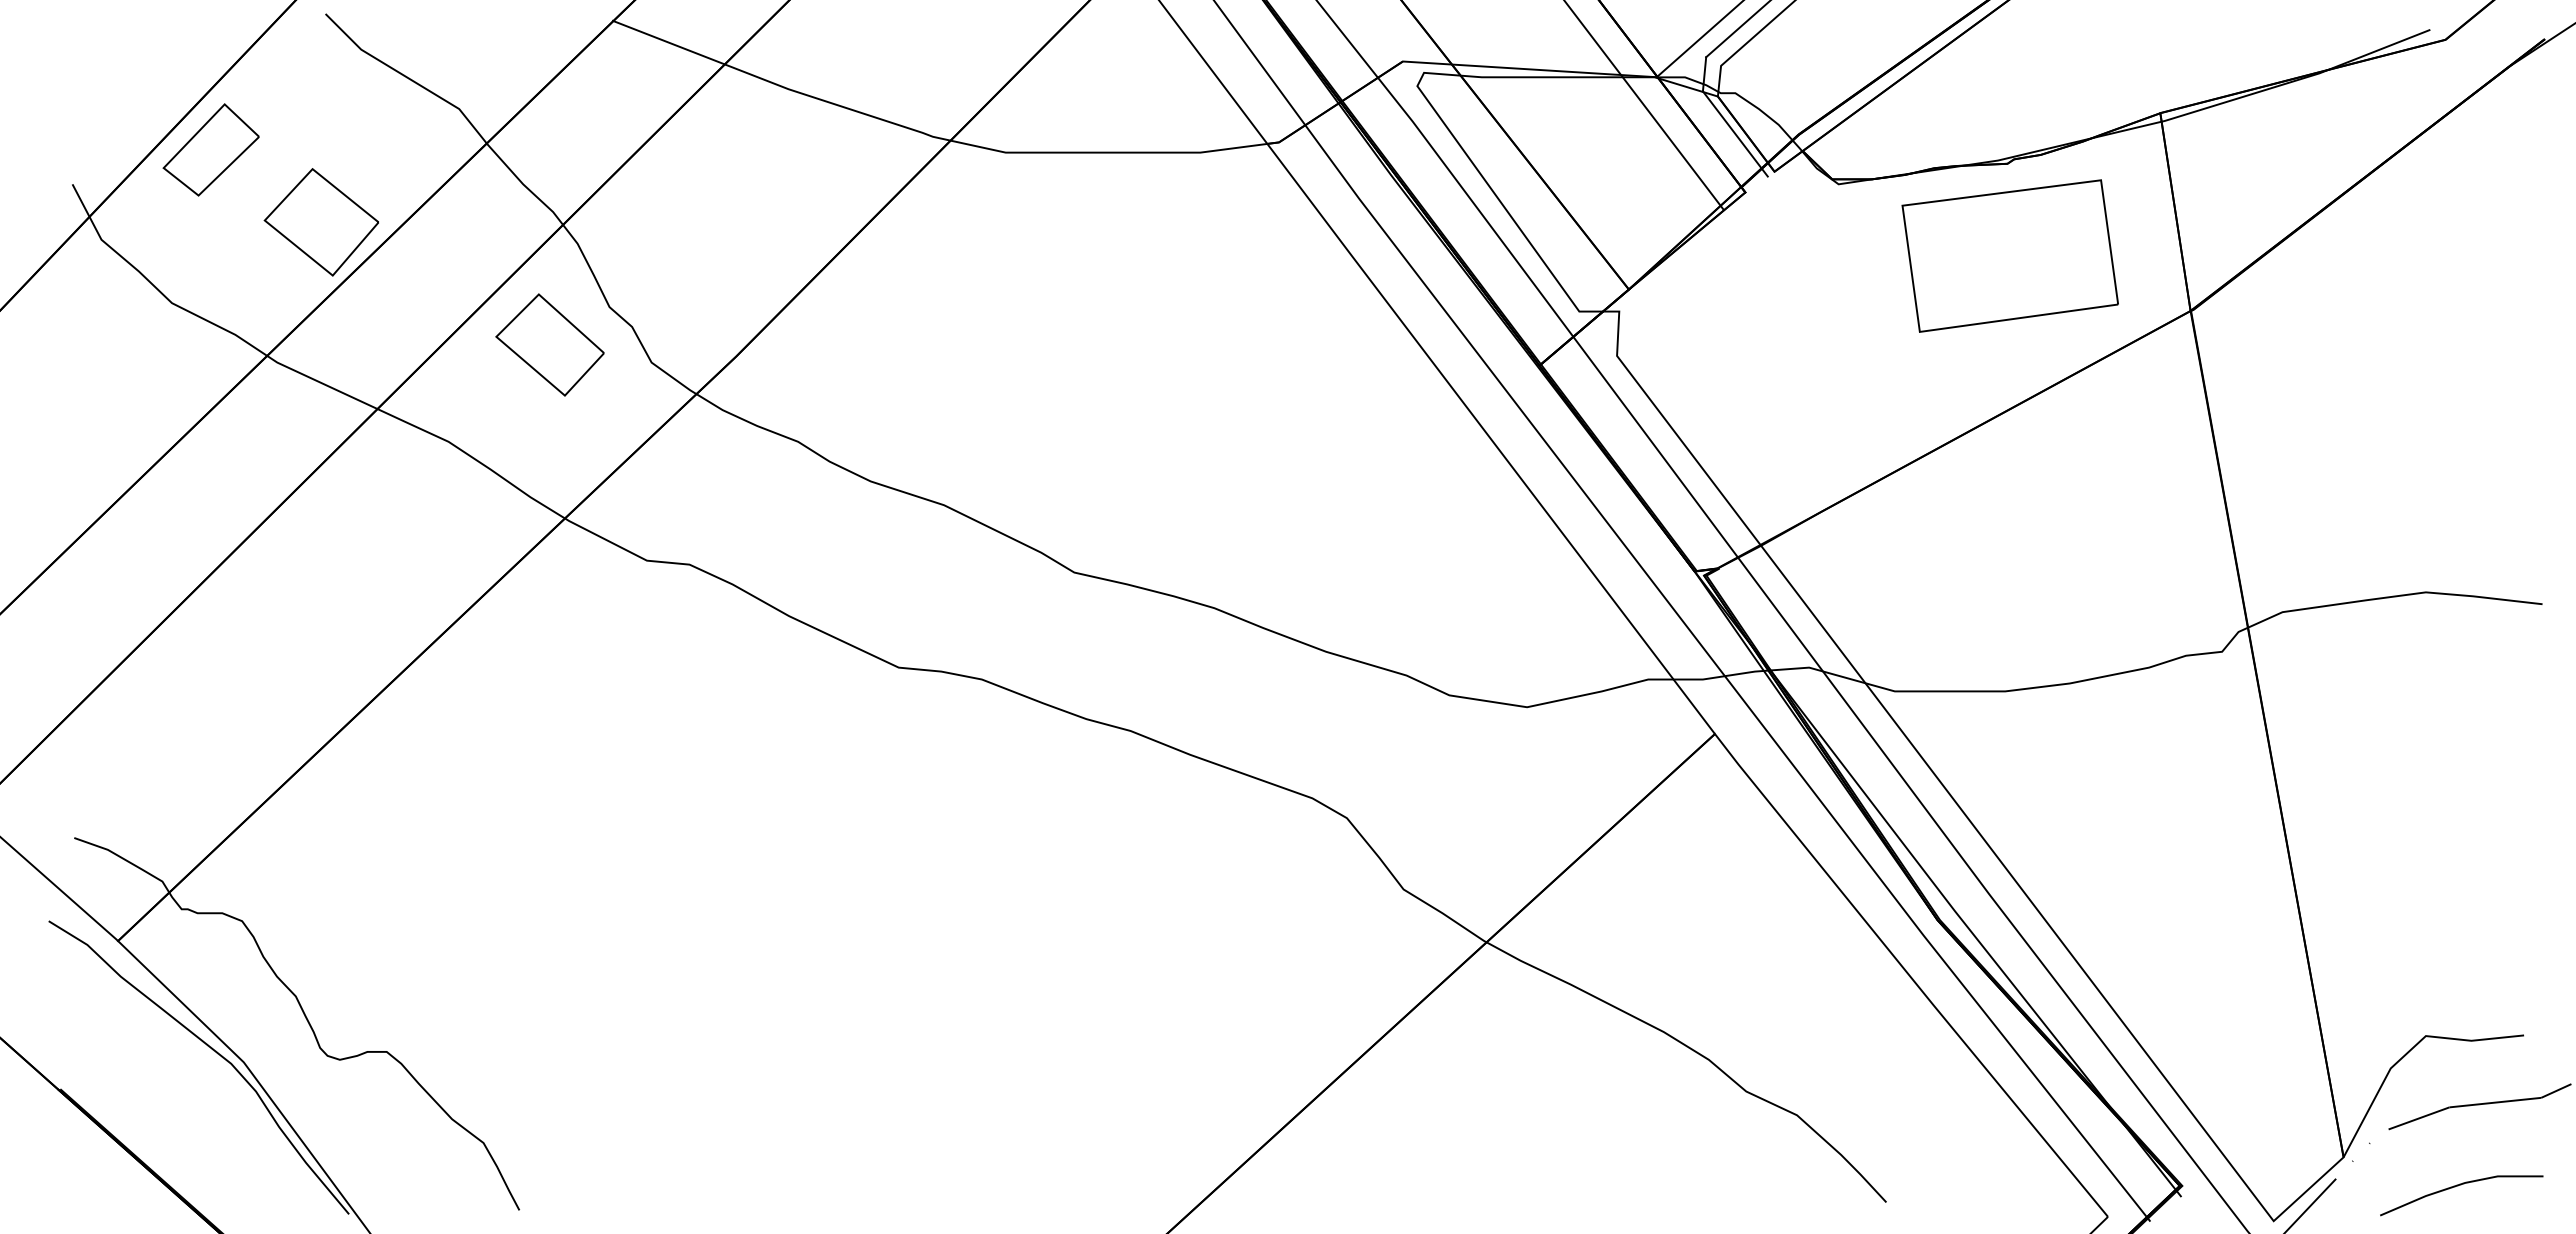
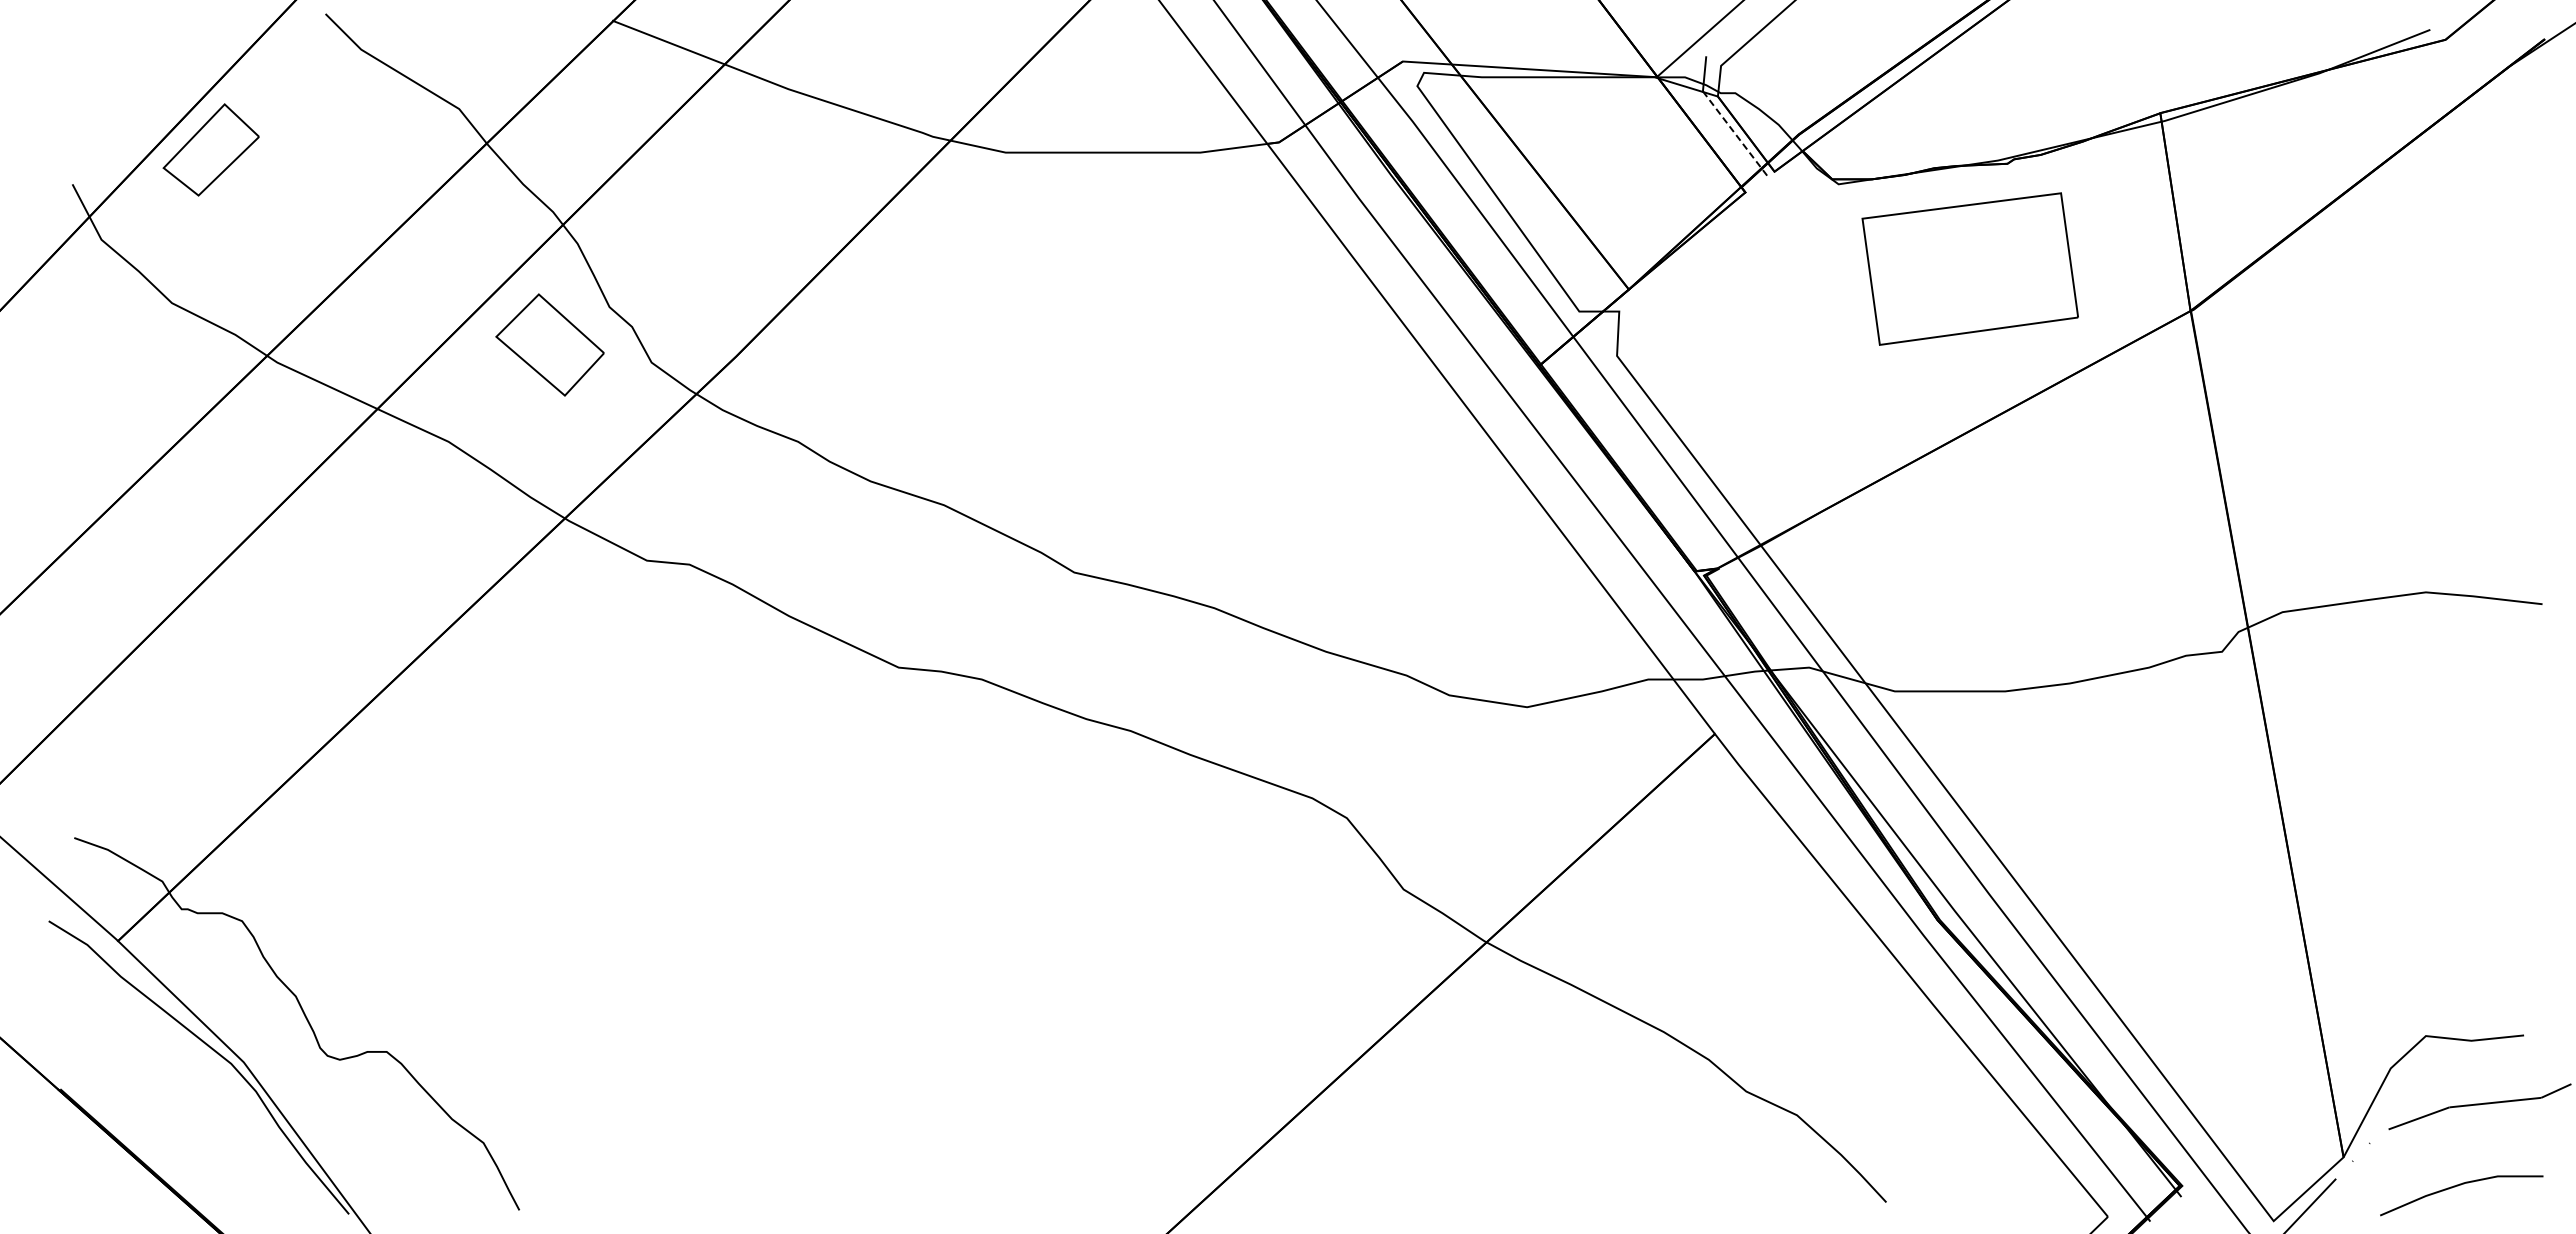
line: present -> none (1737, 29)
line: present -> none (1644, 105)
line: solid -> dashed (1735, 133)
part: present -> none (320, 222)
part position: (2009, 255) -> (1969, 268) (1969, 268)
